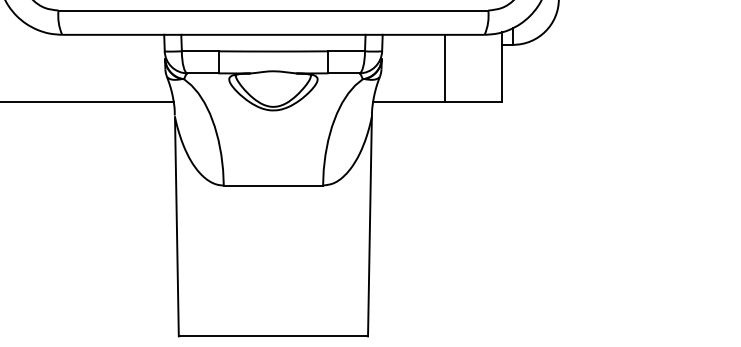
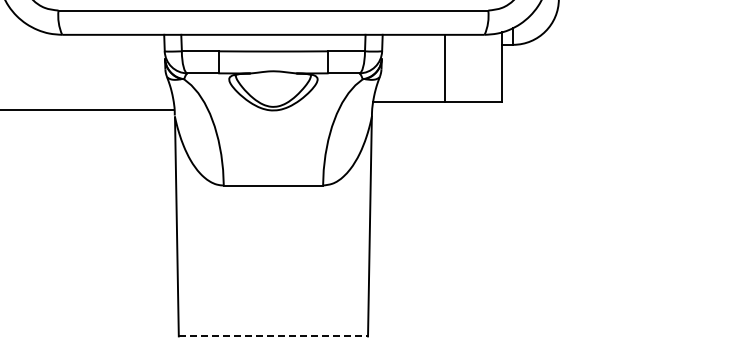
line position: (87, 101) -> (87, 109) (87, 109)
line: solid -> dashed (273, 336)
